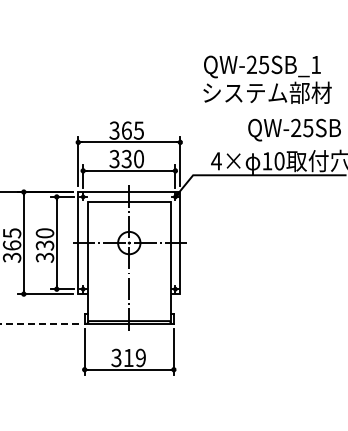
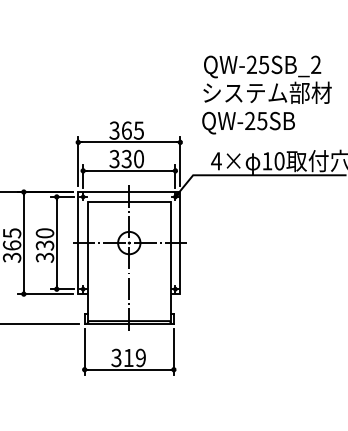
text: QW-25SB_1 -> QW-25SB_2 (316, 64)
text position: (294, 129) -> (248, 122) (248, 122)
line: dashed -> solid (39, 323)
